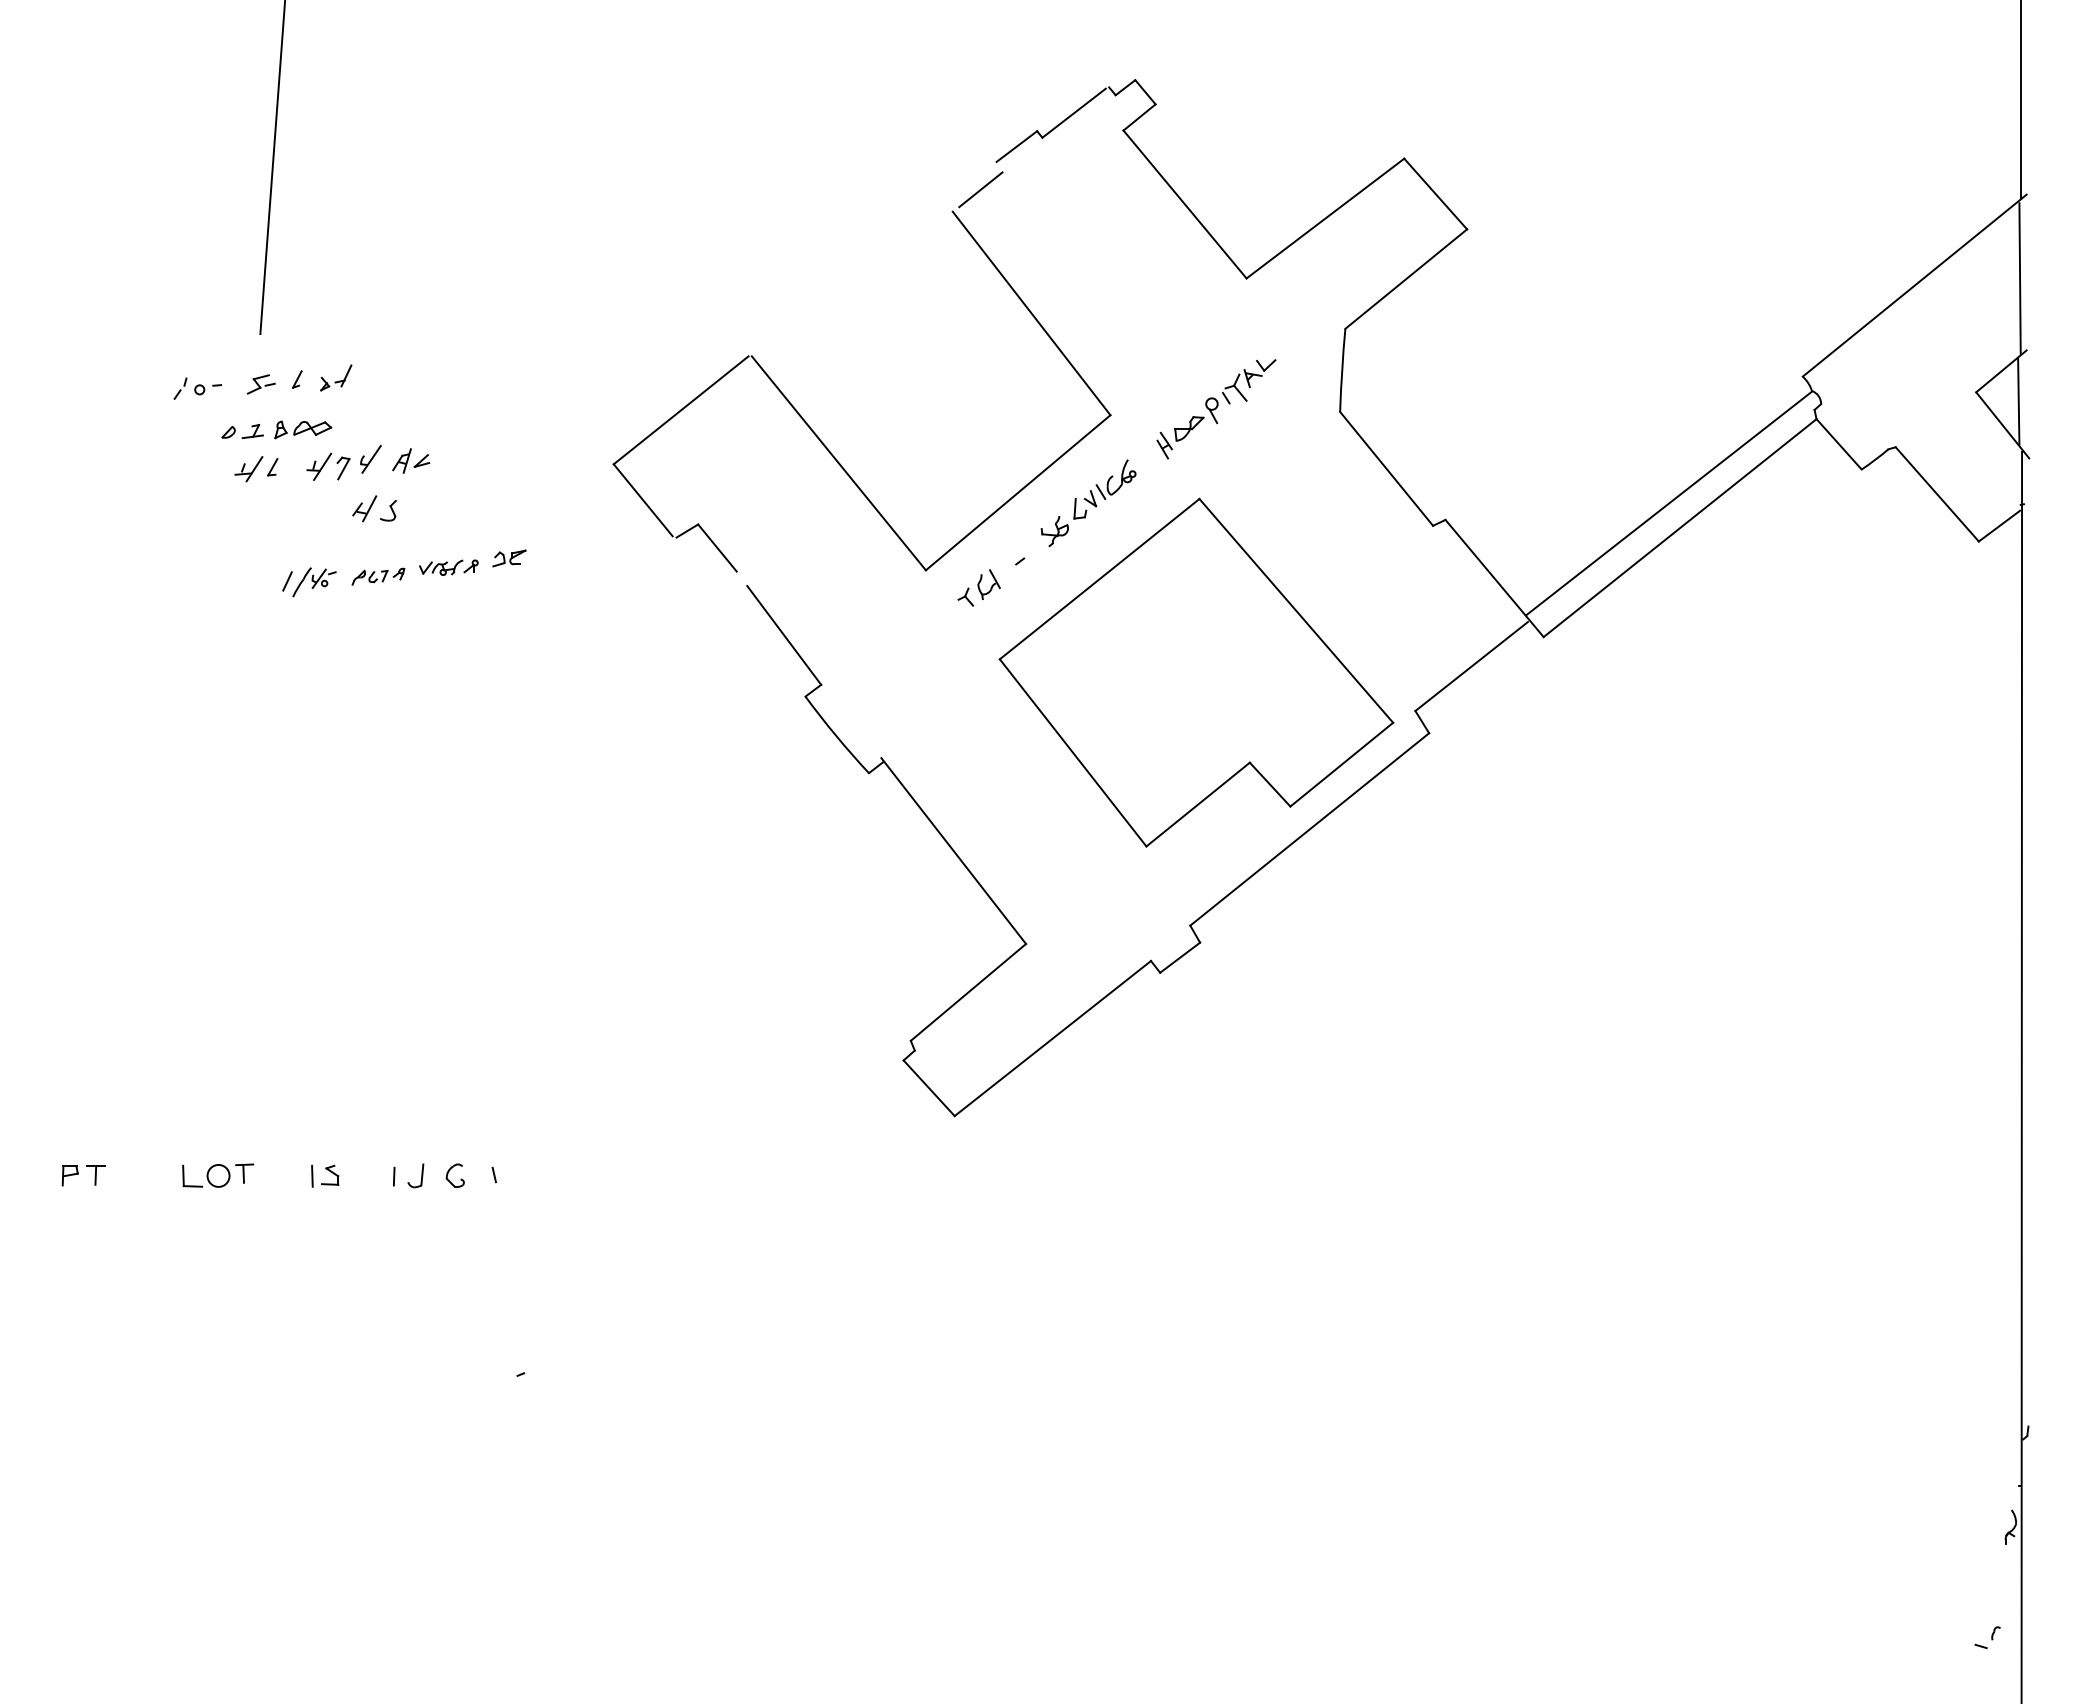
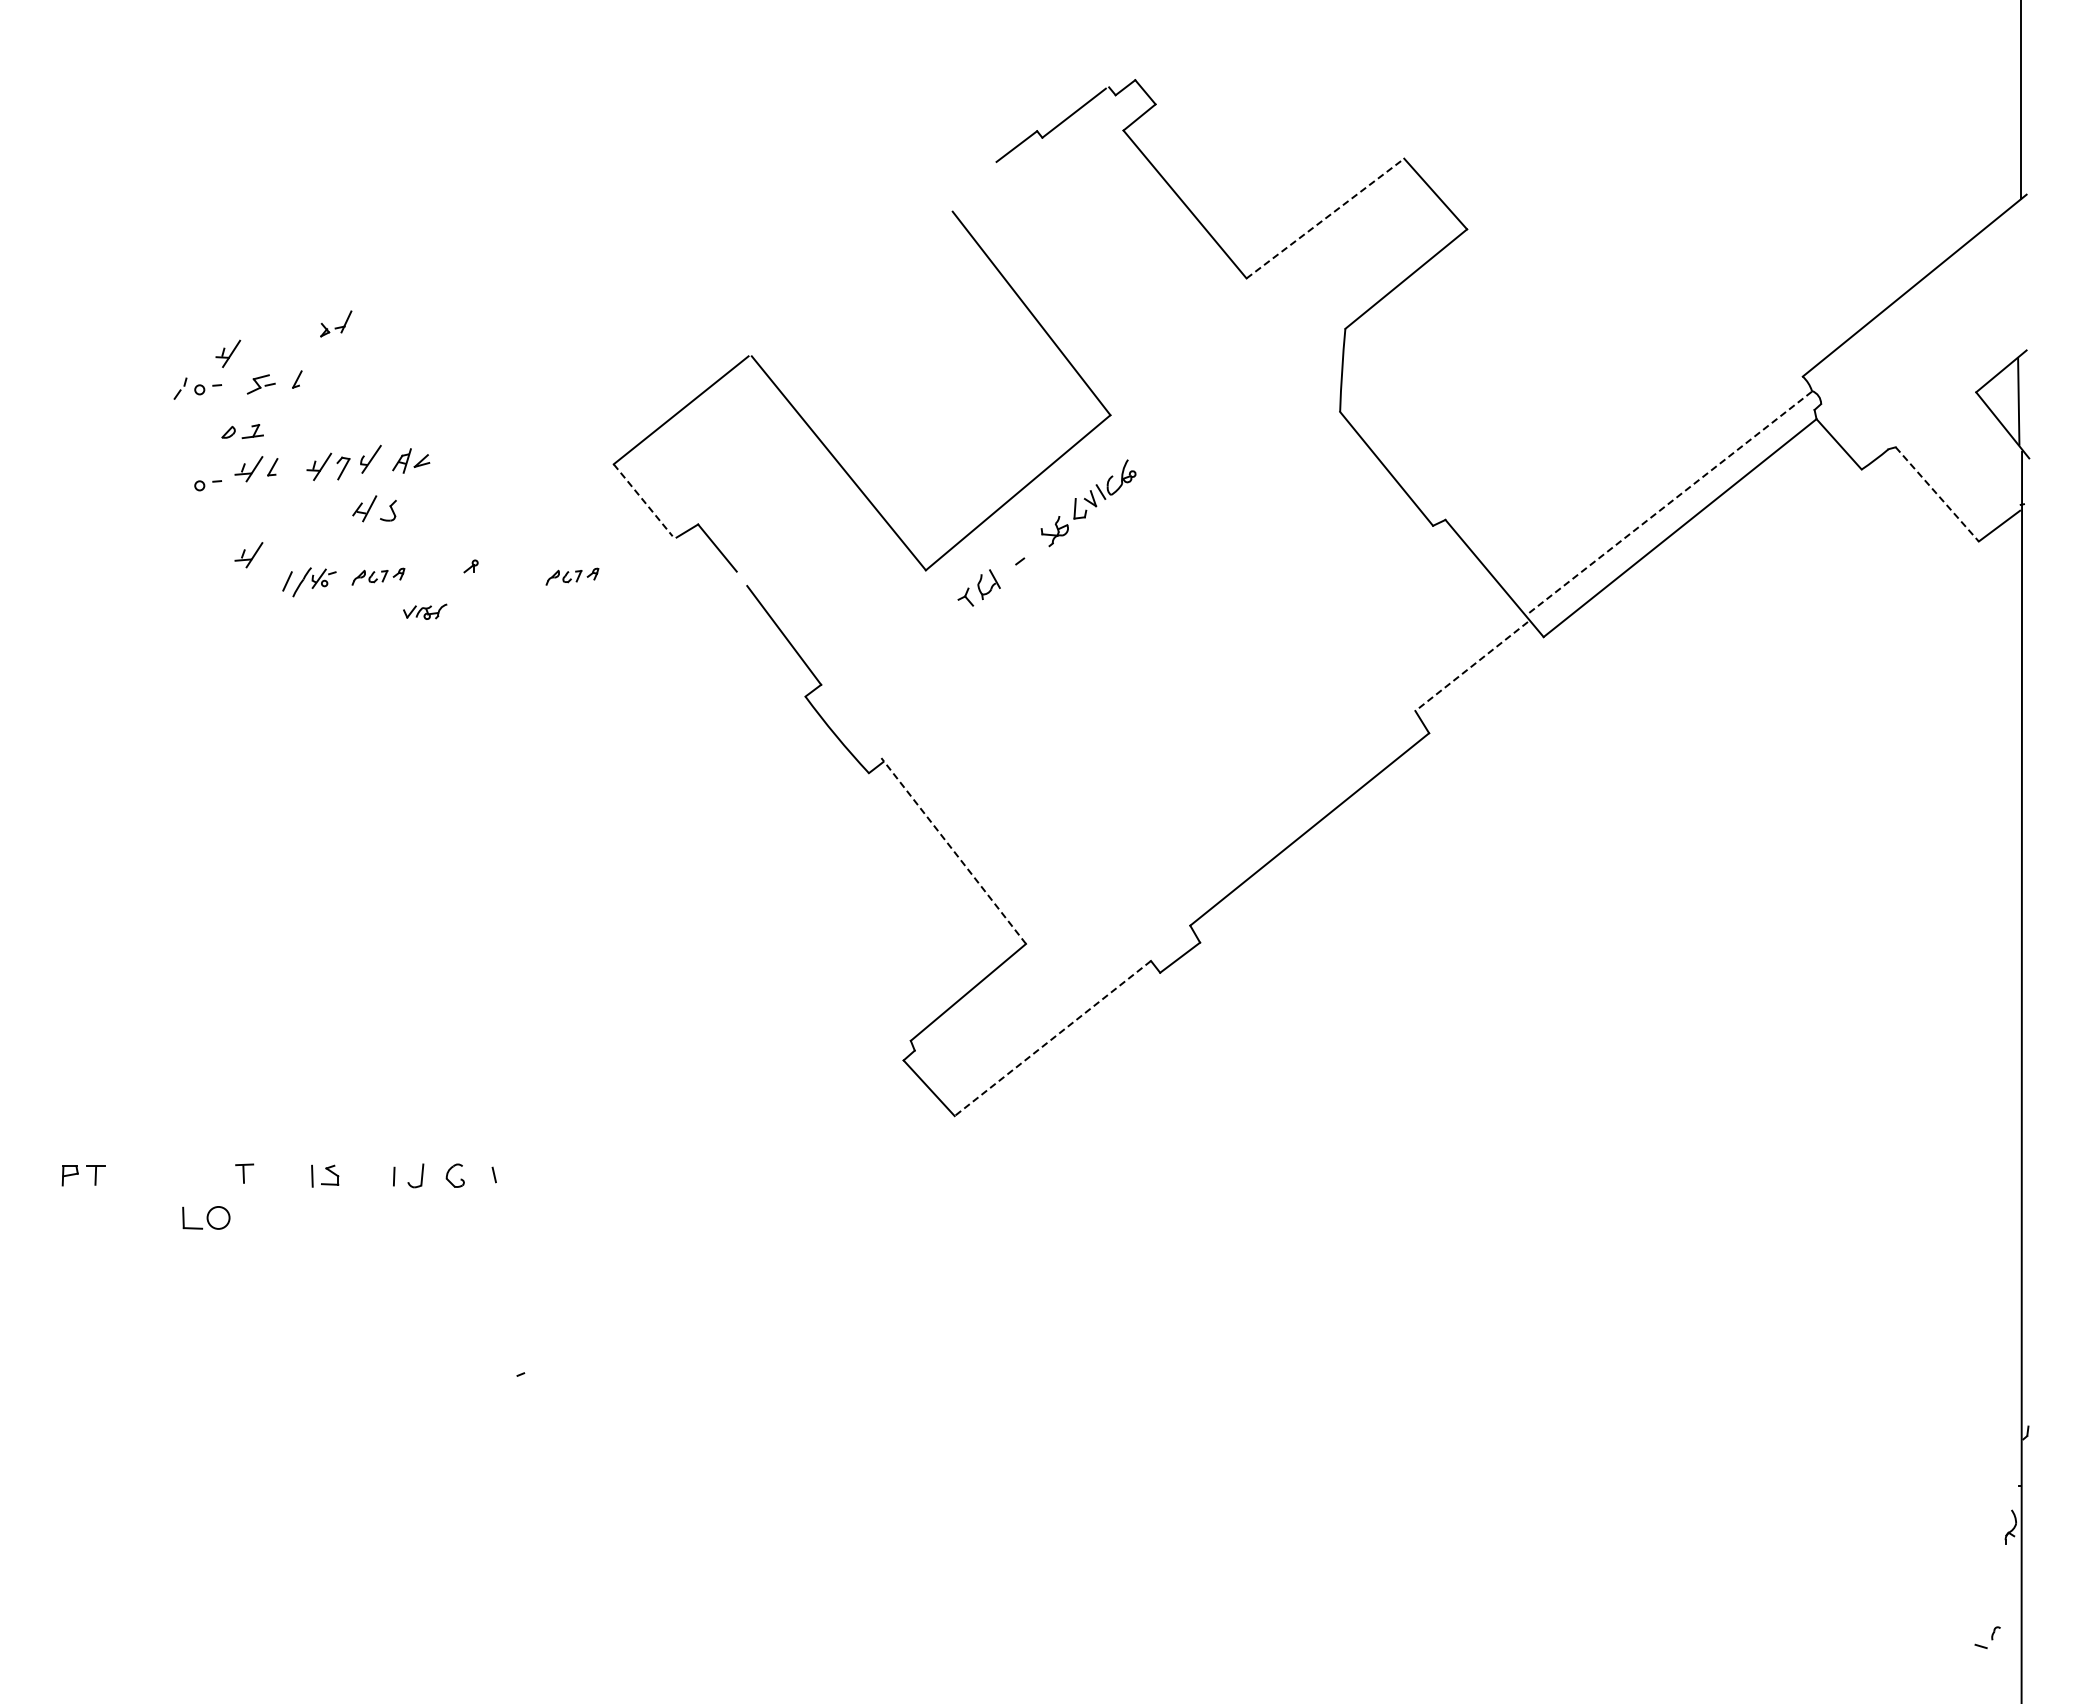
line: present -> none (272, 168)
line: present -> none (980, 189)
line: solid -> dashed (1325, 218)
line: present -> none (2019, 278)
part: none -> present (228, 353)
part position: (336, 377) -> (336, 323) (336, 323)
part: present -> none (1216, 409)
part: present -> none (303, 429)
part: none -> present (207, 485)
line: solid -> dashed (1937, 494)
line: solid -> dashed (643, 500)
line: solid -> dashed (1668, 503)
part: none -> present (248, 555)
part: present -> none (509, 558)
part position: (441, 567) -> (425, 611) (425, 611)
part: none -> present (572, 576)
line: solid -> dashed (1471, 666)
part: present -> none (1196, 672)
line: solid -> dashed (953, 851)
line: solid -> dashed (1052, 1038)
part position: (206, 1175) -> (206, 1217) (206, 1217)
